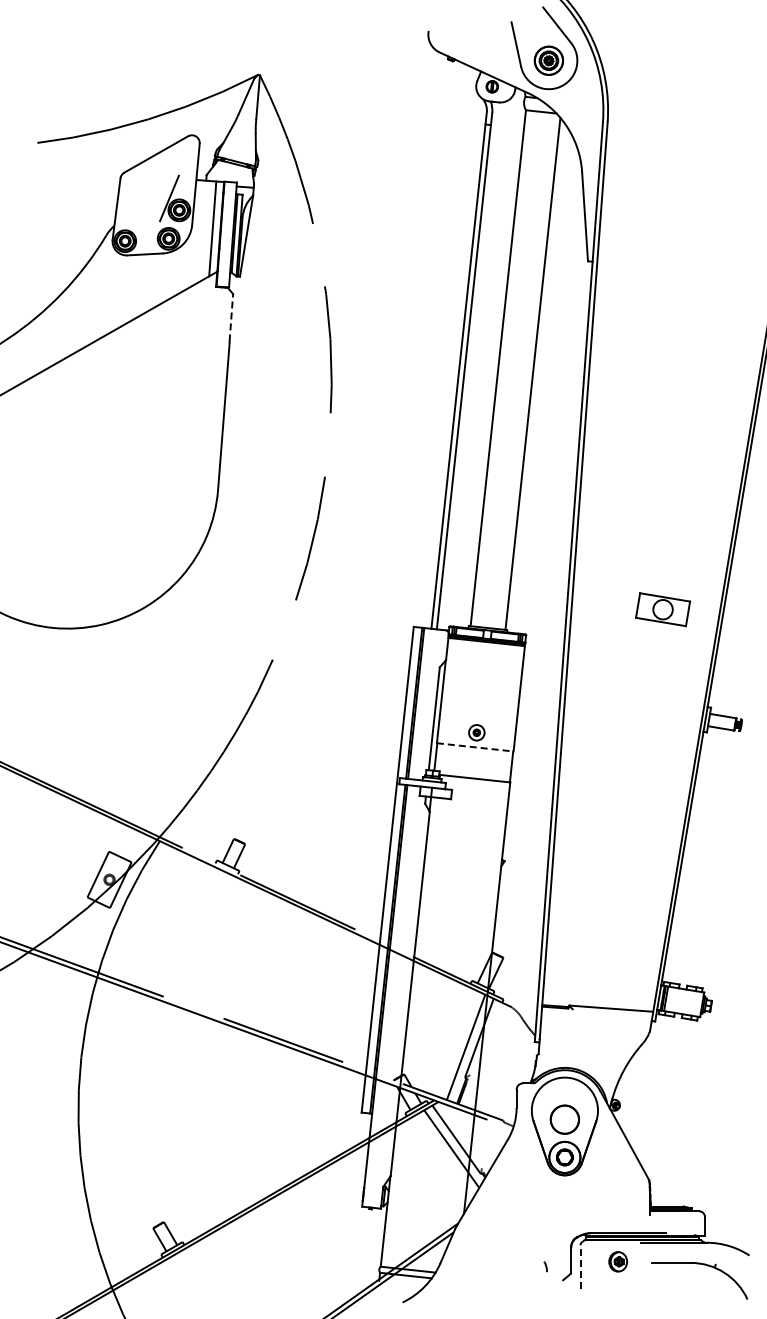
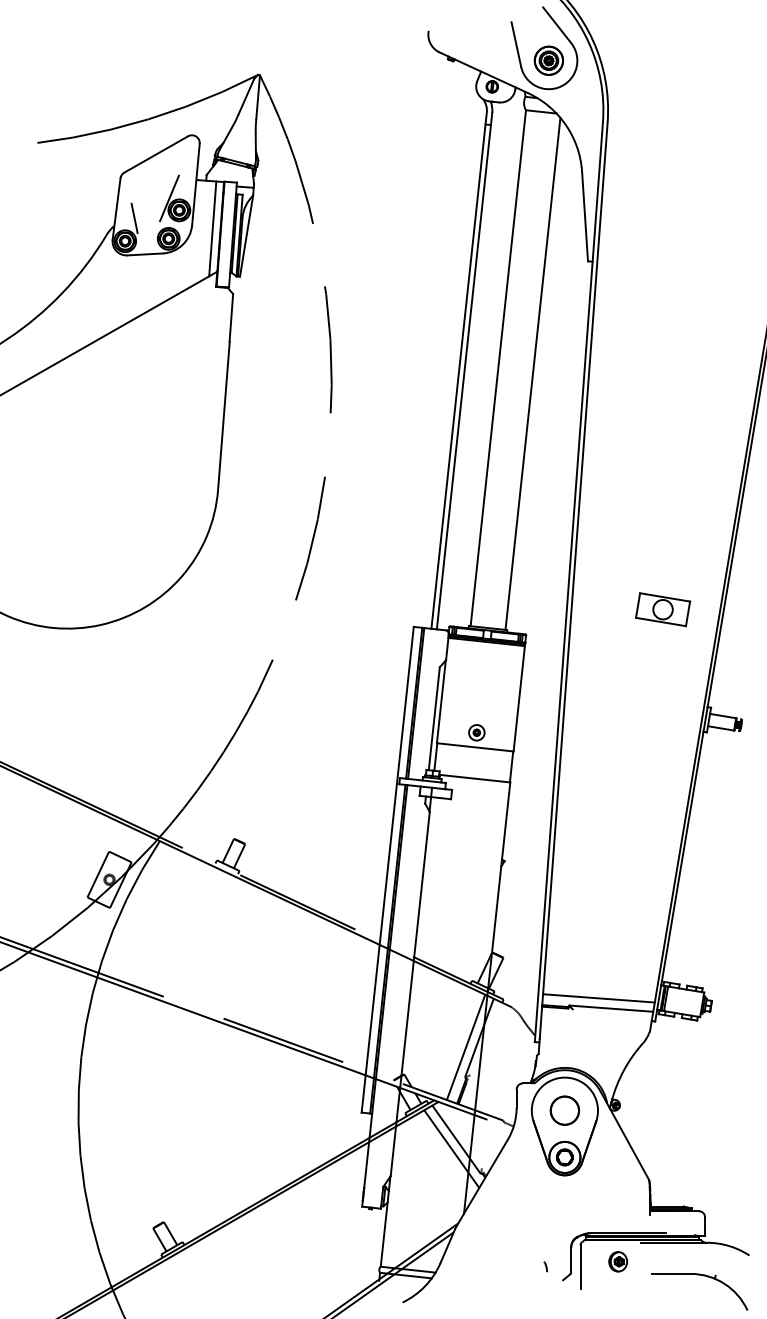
line: none -> present (134, 217)
line: dashed -> solid (231, 317)
line: dashed -> solid (475, 747)
line: none -> present (598, 998)
circle position: (564, 1119) -> (564, 1110) (564, 1110)
part position: (703, 1265) -> (703, 1276) (703, 1276)
line: dashed -> solid (580, 1267)
